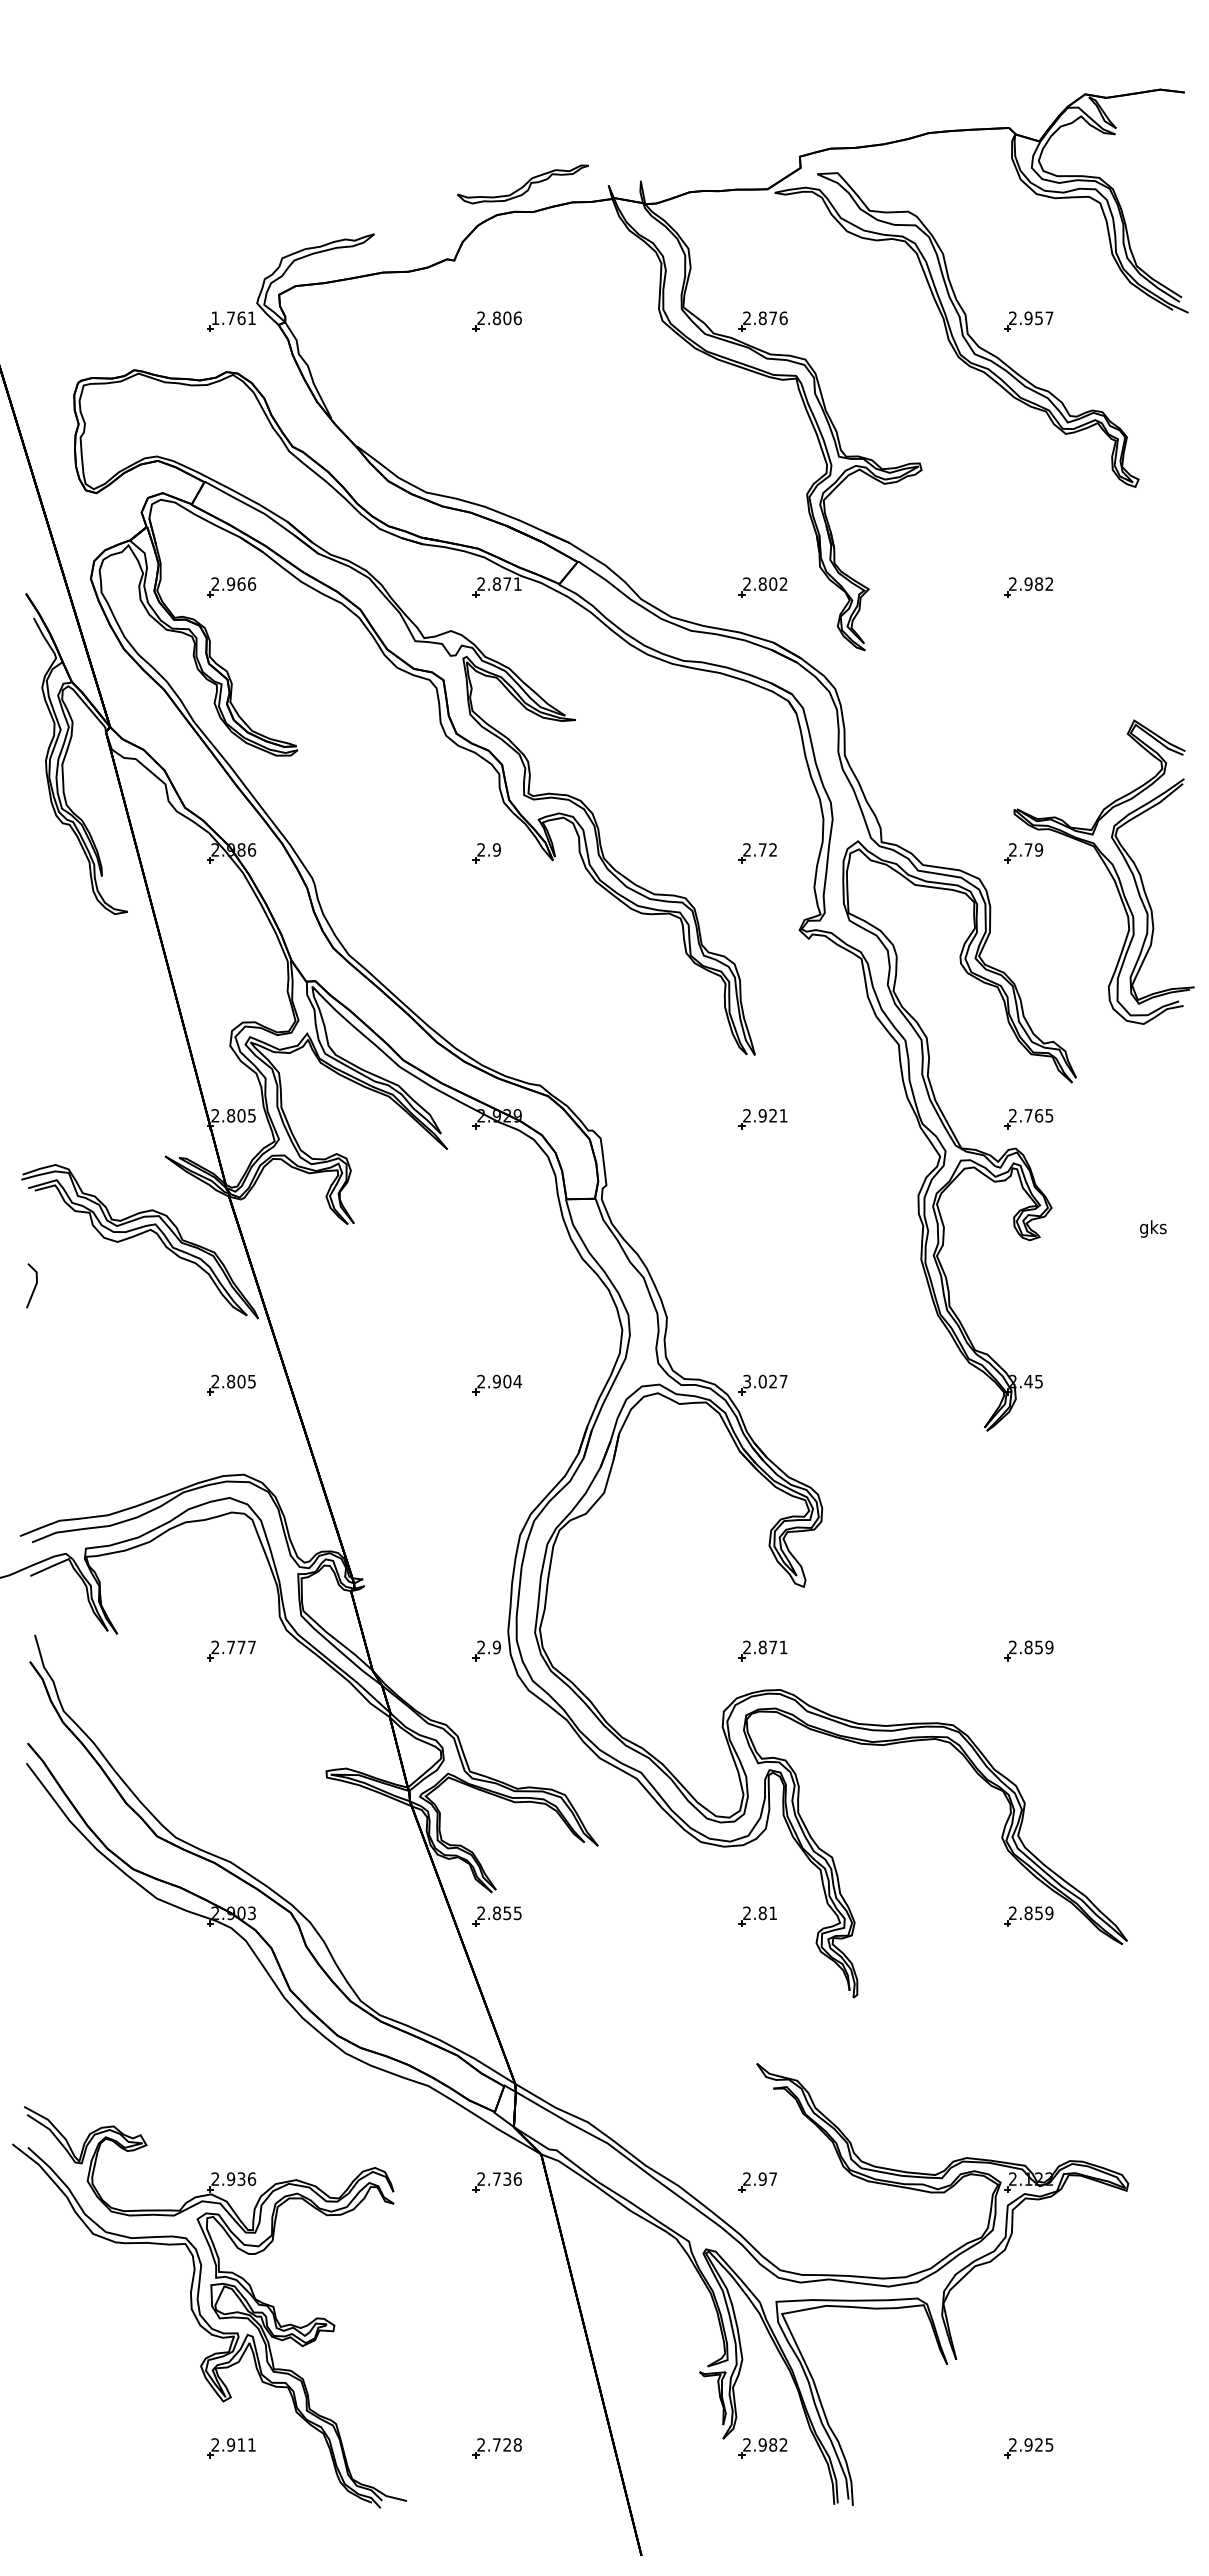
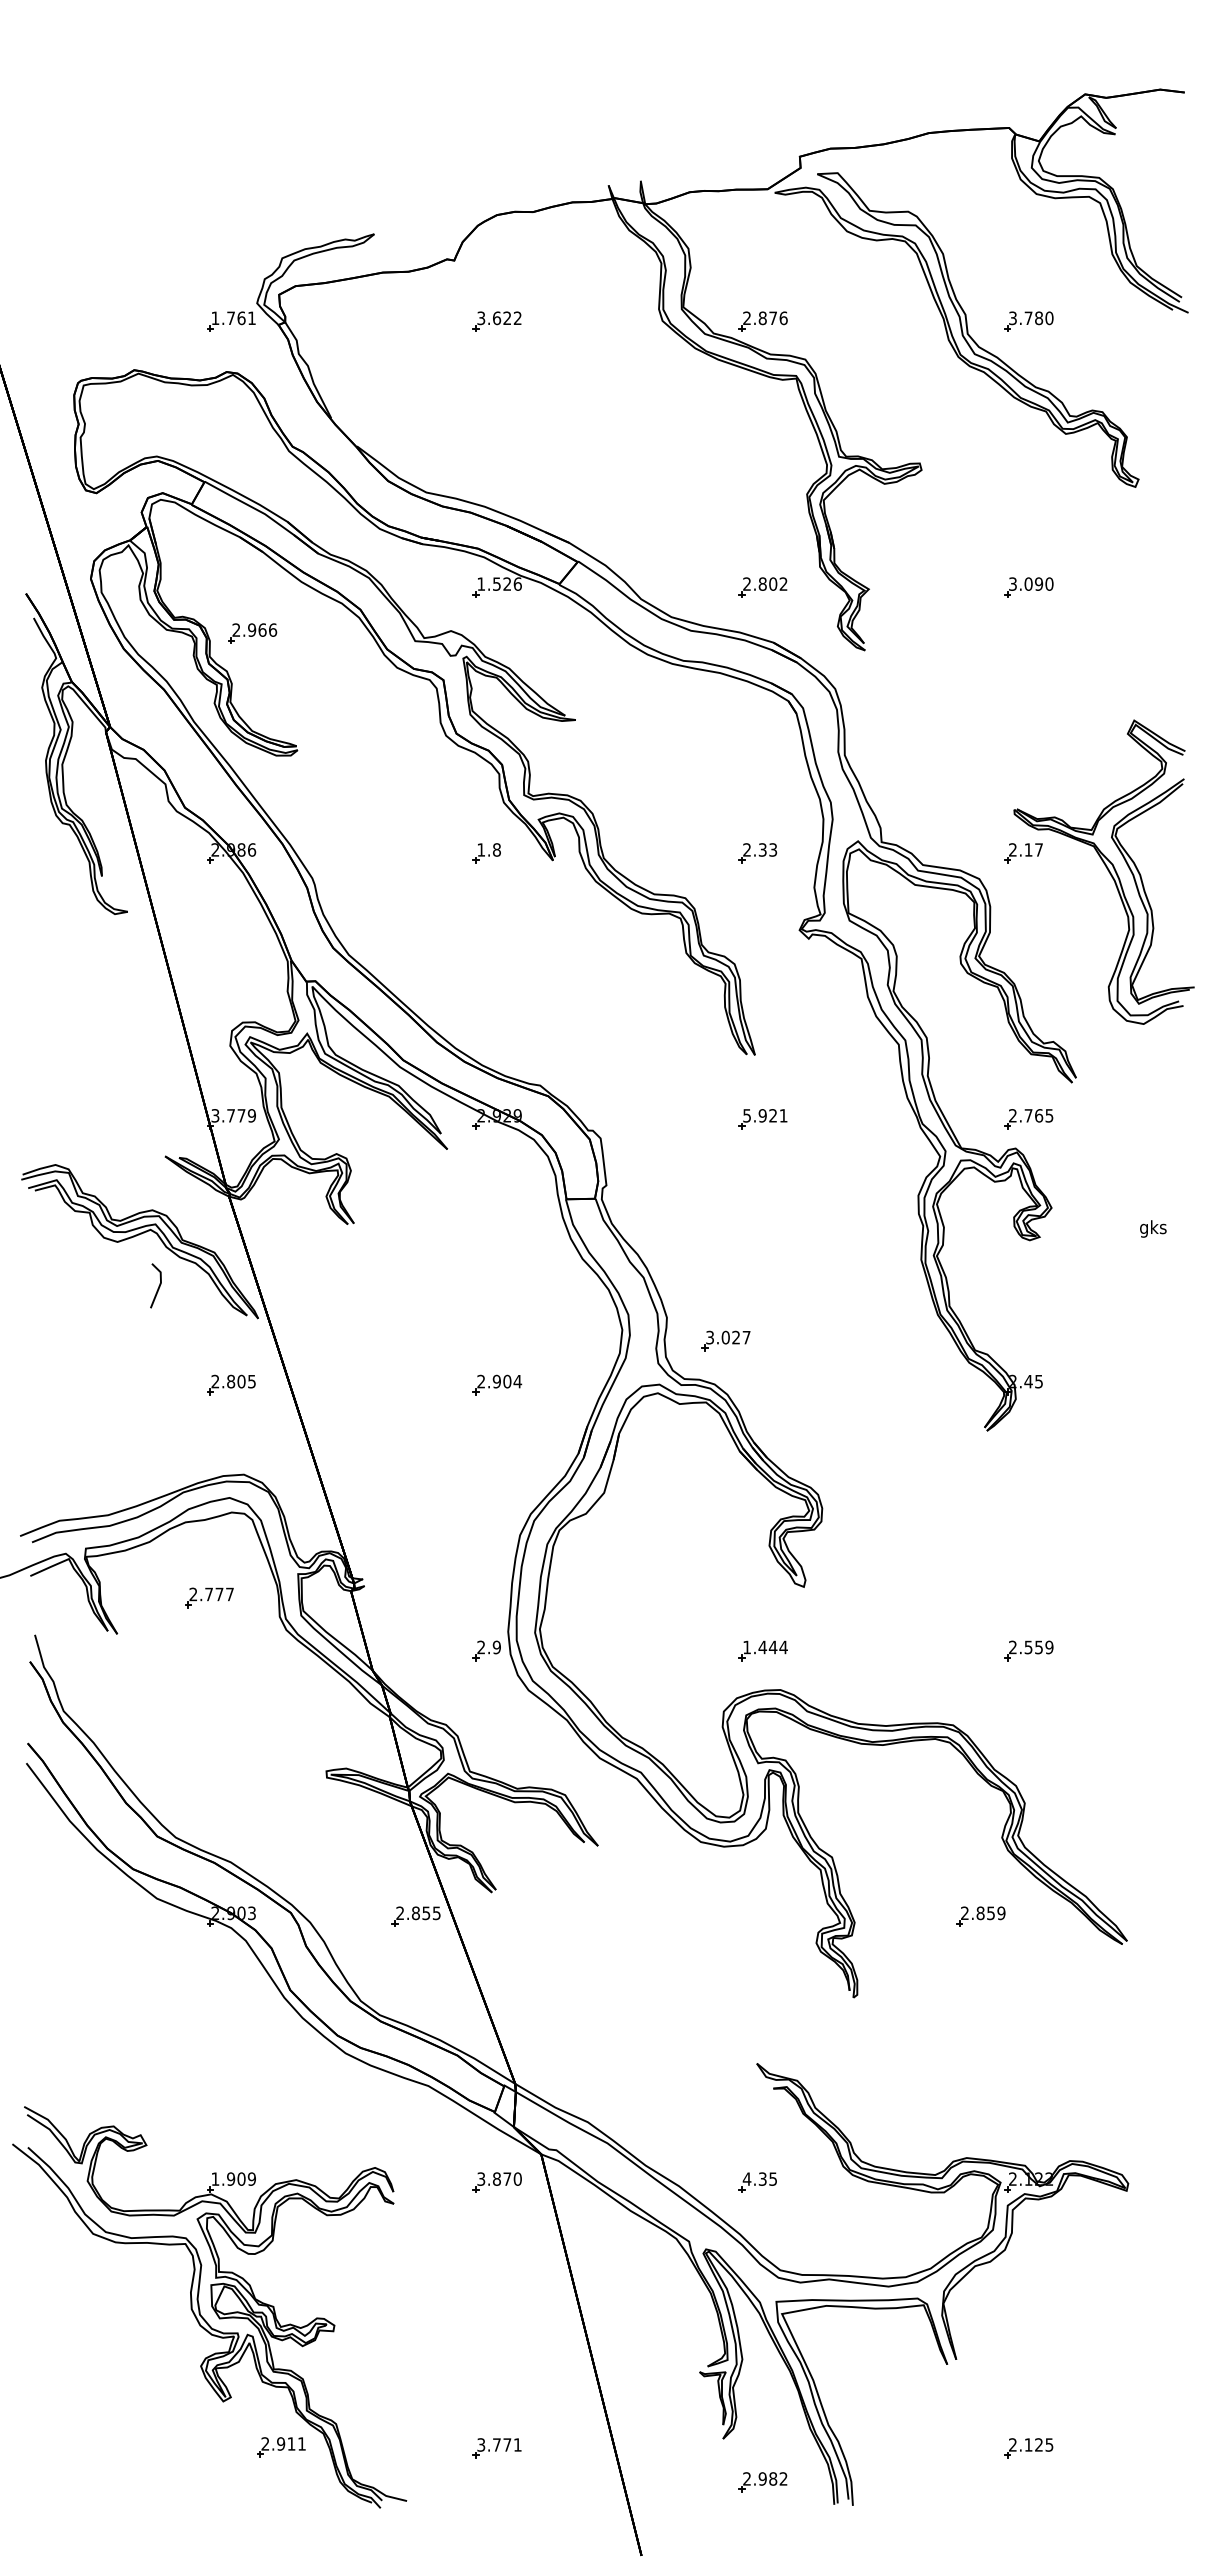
part: present -> none (522, 184)
text: 2.806 -> 3.622 (499, 318)
text: 2.957 -> 3.780 (1031, 318)
text: 2.871 -> 1.526 (499, 583)
text: 2.982 -> 3.090 (1031, 583)
part position: (231, 587) -> (252, 633) (252, 633)
text: 2.9 -> 1.8 (488, 849)
text: 2.72 -> 2.33 (767, 849)
text: 2.79 -> 2.17 (1033, 849)
text: 2.805 -> 3.779 (233, 1115)
text: 2.921 -> 5.921 (746, 1115)
line position: (34, 1286) -> (158, 1286) (158, 1286)
part position: (762, 1384) -> (725, 1340) (725, 1340)
text: 2.871 -> 1.444 (765, 1647)
text: 2.859 -> 2.559 (1028, 1647)
part position: (231, 1650) -> (209, 1597) (209, 1597)
part position: (496, 1916) -> (415, 1916) (415, 1916)
part: present -> none (757, 1916)
part position: (1028, 1916) -> (980, 1916) (980, 1916)
text: 2.936 -> 1.909 (233, 2178)
text: 2.736 -> 3.870 (499, 2178)
text: 2.97 -> 4.35 (759, 2178)
text: 2.728 -> 3.771 (499, 2444)
text: 2.925 -> 2.125 (1028, 2444)
part position: (231, 2448) -> (281, 2447) (281, 2447)
part position: (762, 2448) -> (762, 2482) (762, 2482)
